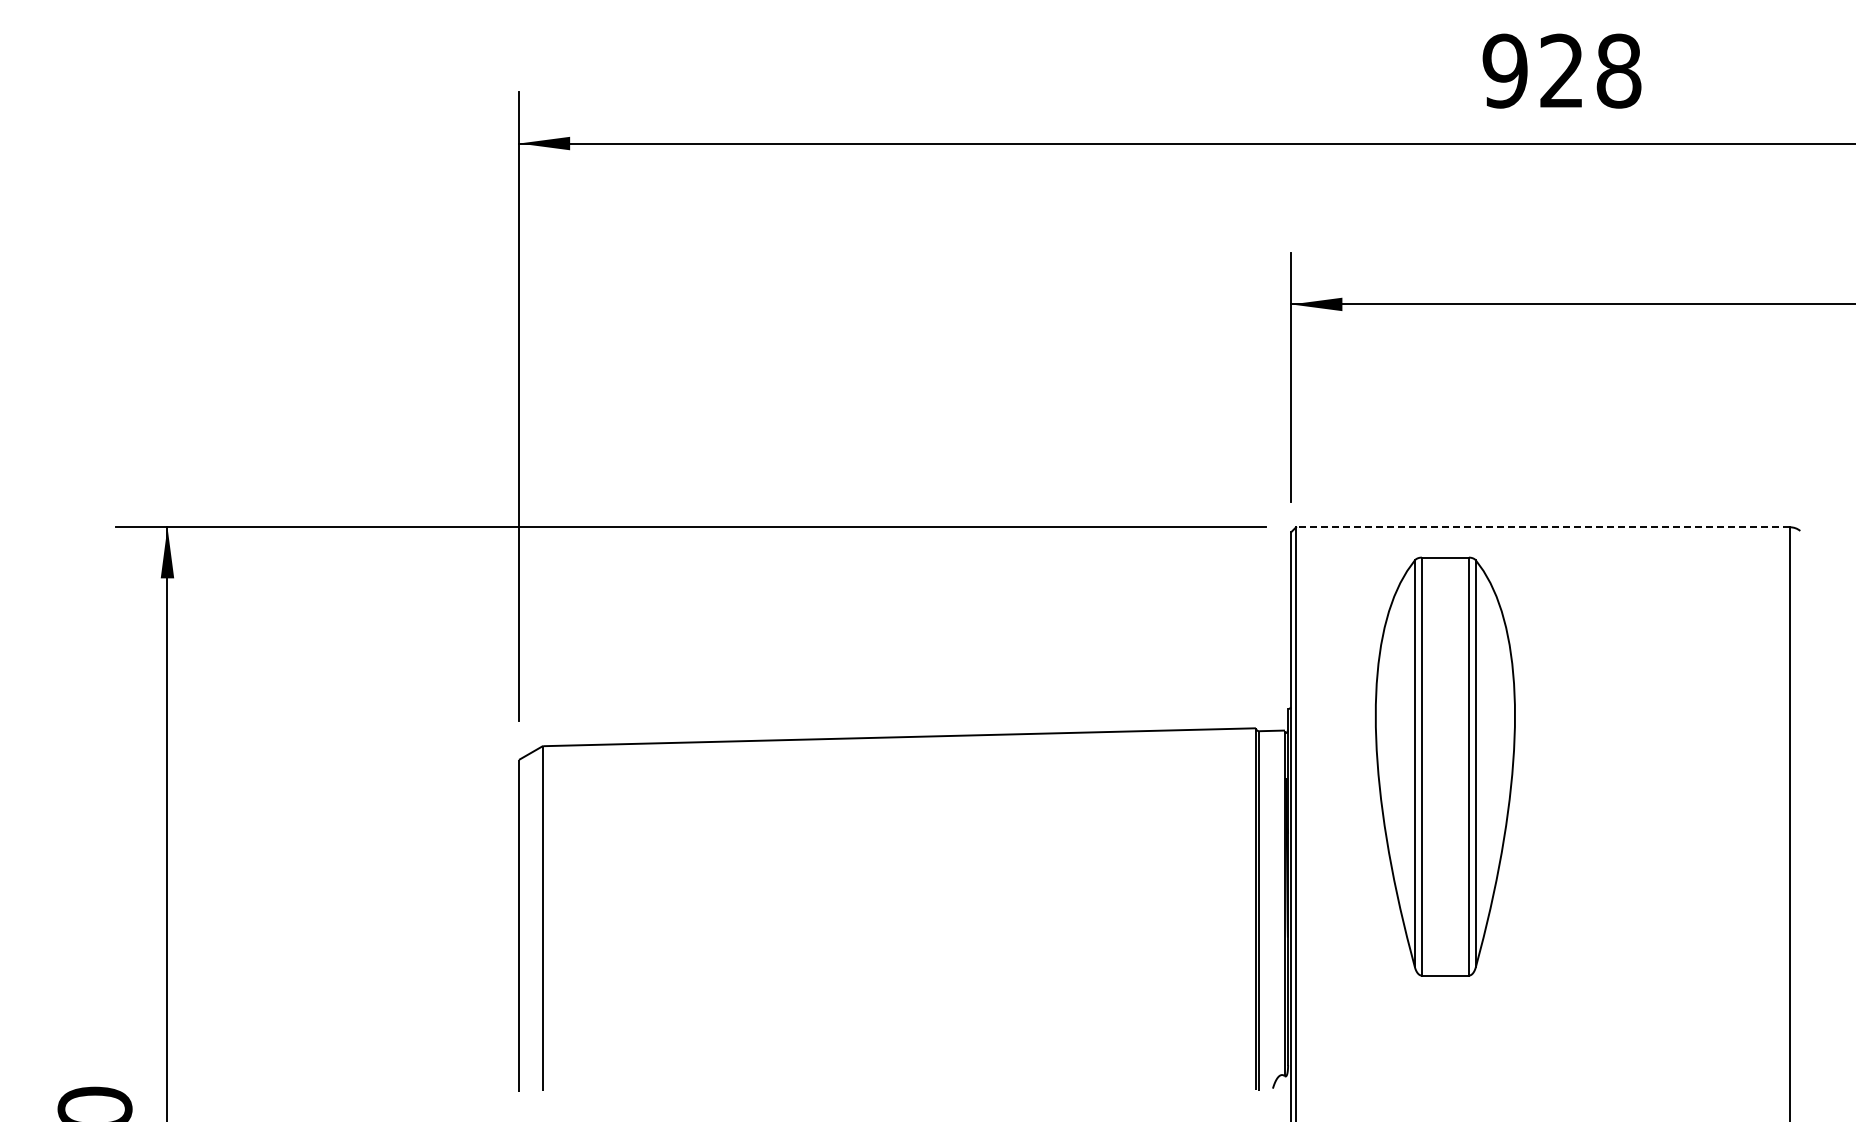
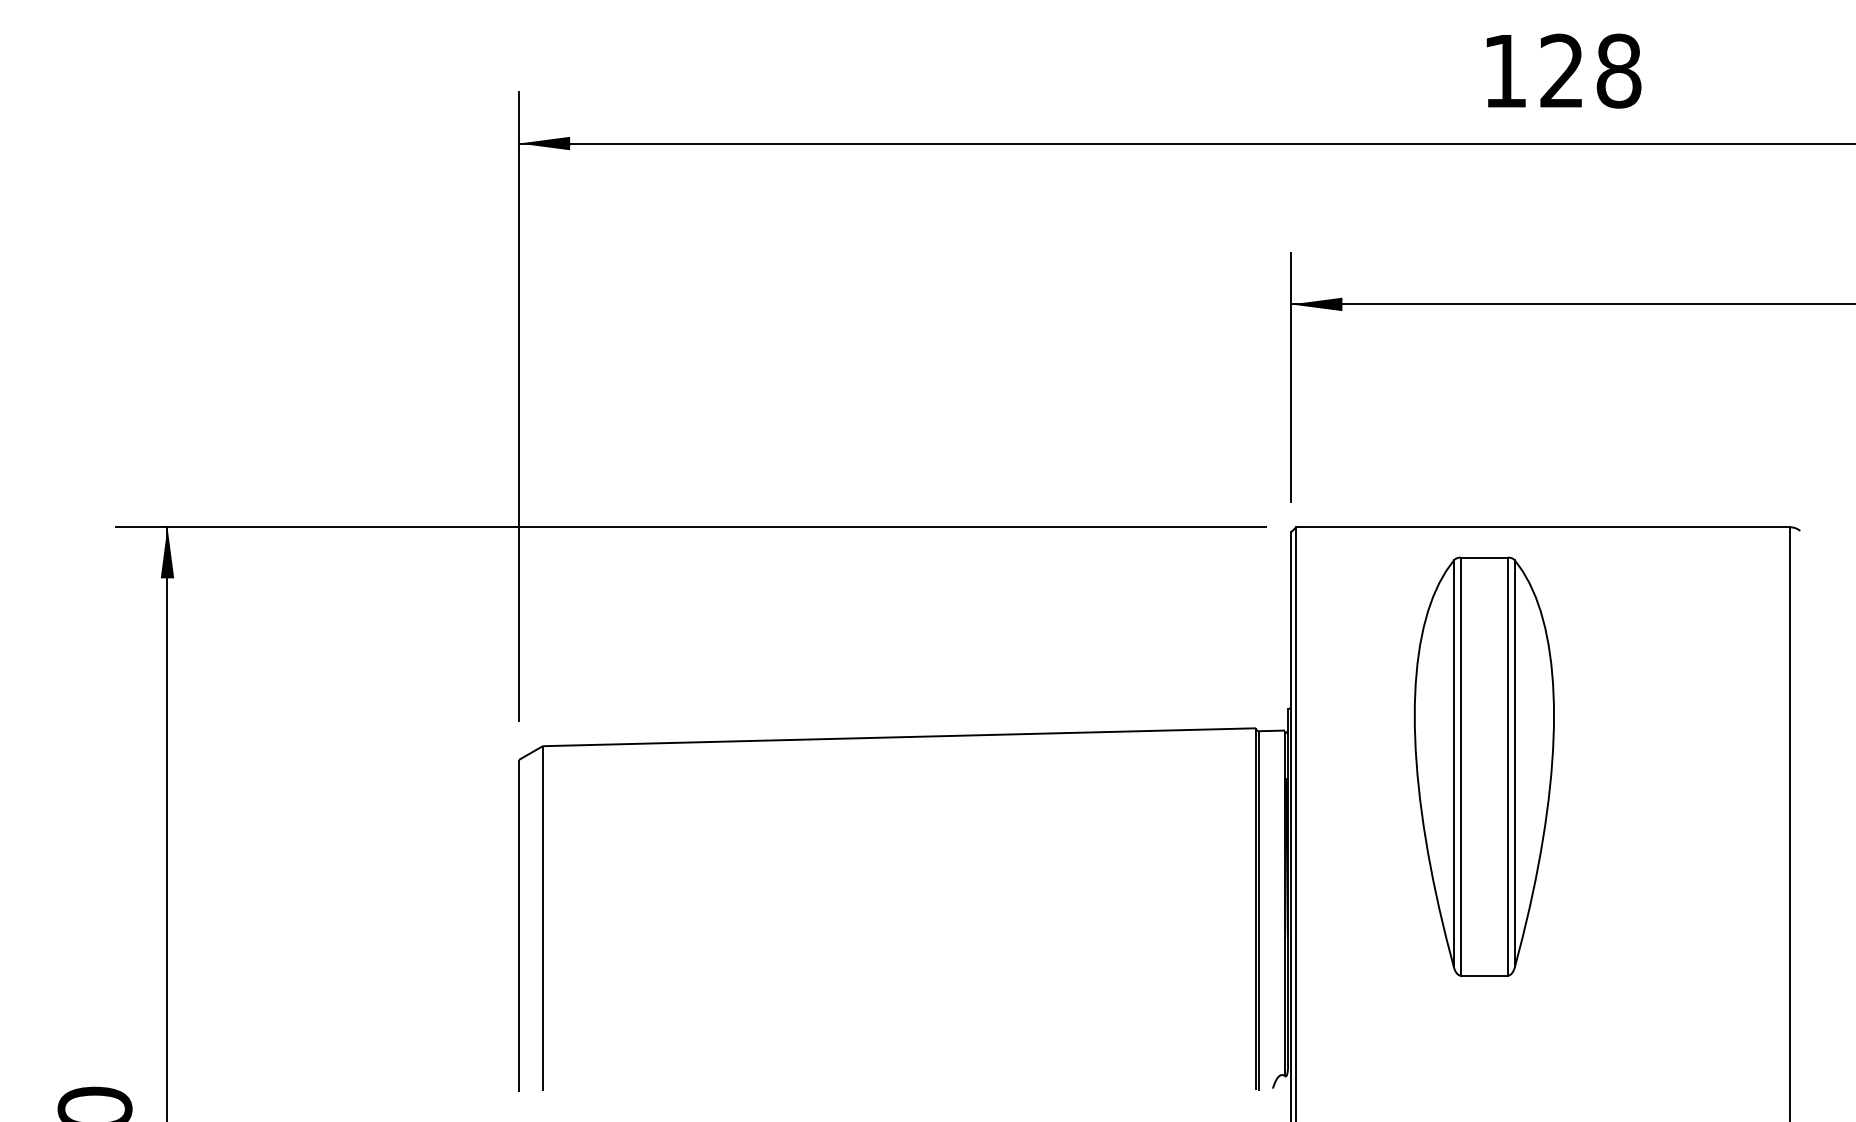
text: 928 -> 128 (1504, 70)
line: dashed -> solid (1543, 527)
part position: (1445, 766) -> (1484, 766) (1484, 766)
